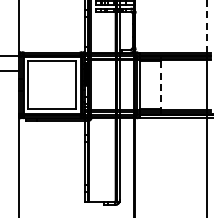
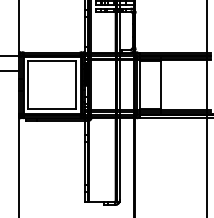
line: dashed -> solid (207, 26)
line: dashed -> solid (161, 85)
